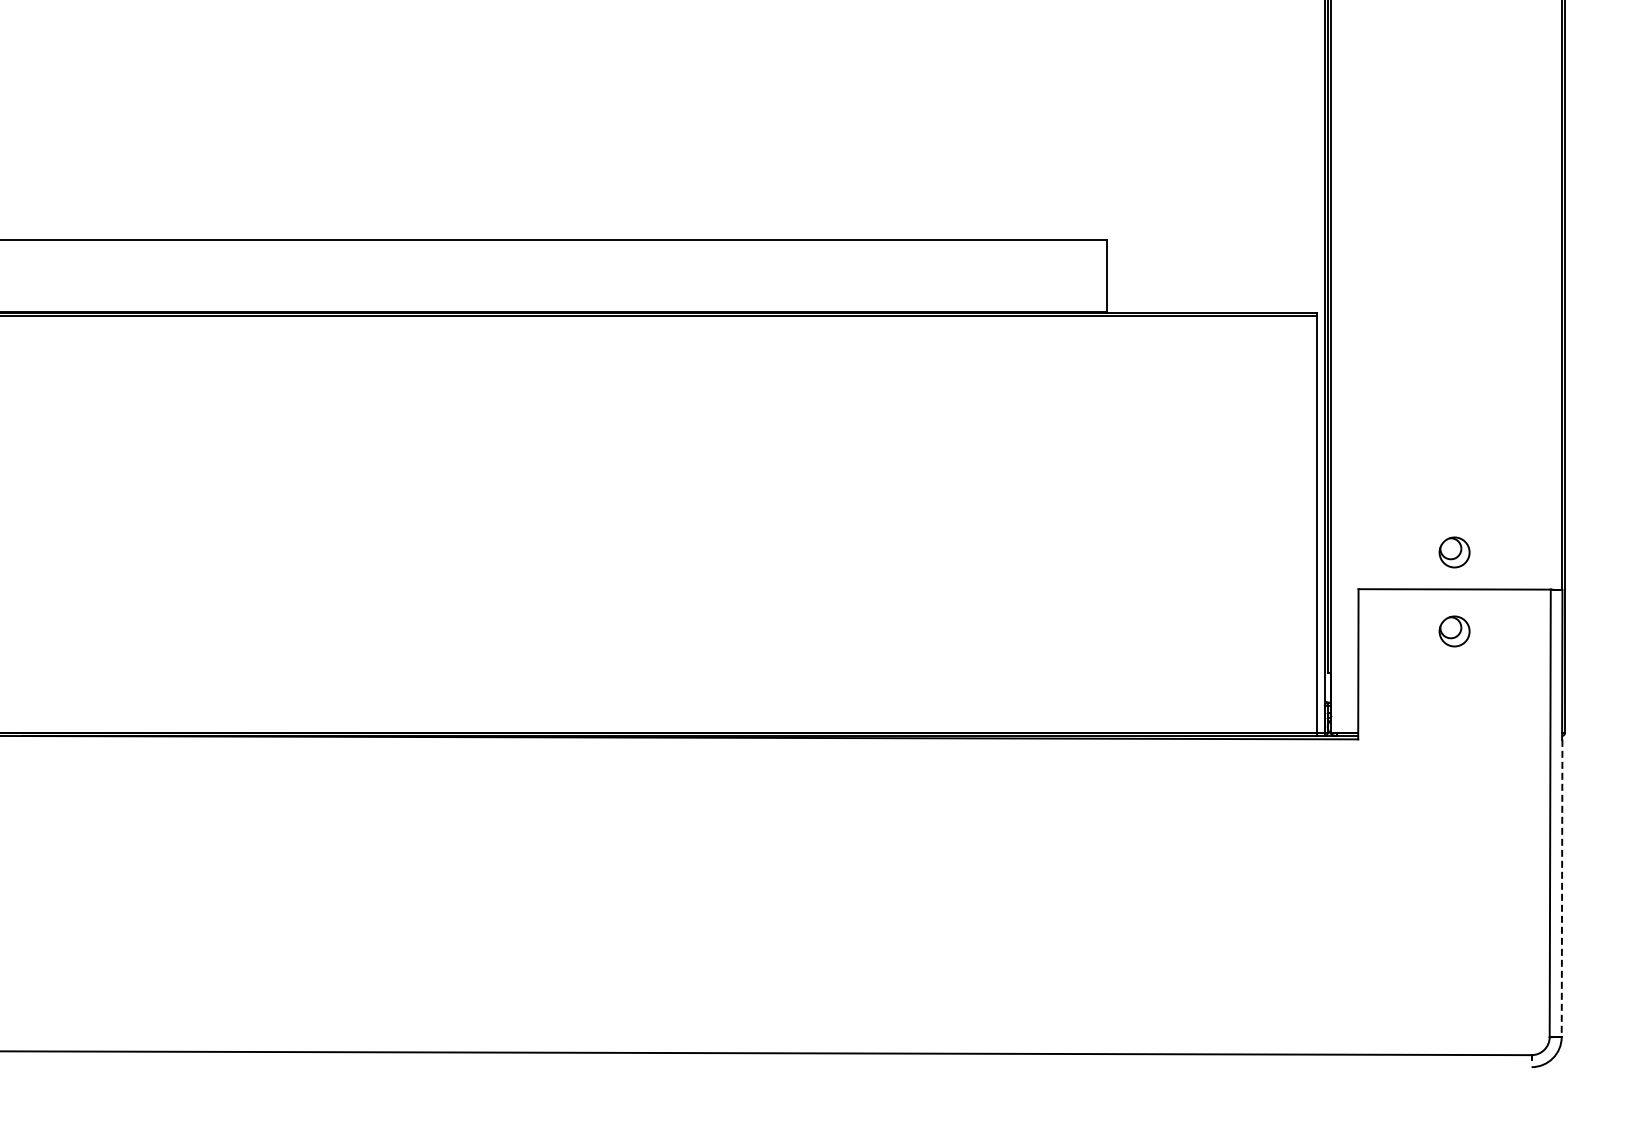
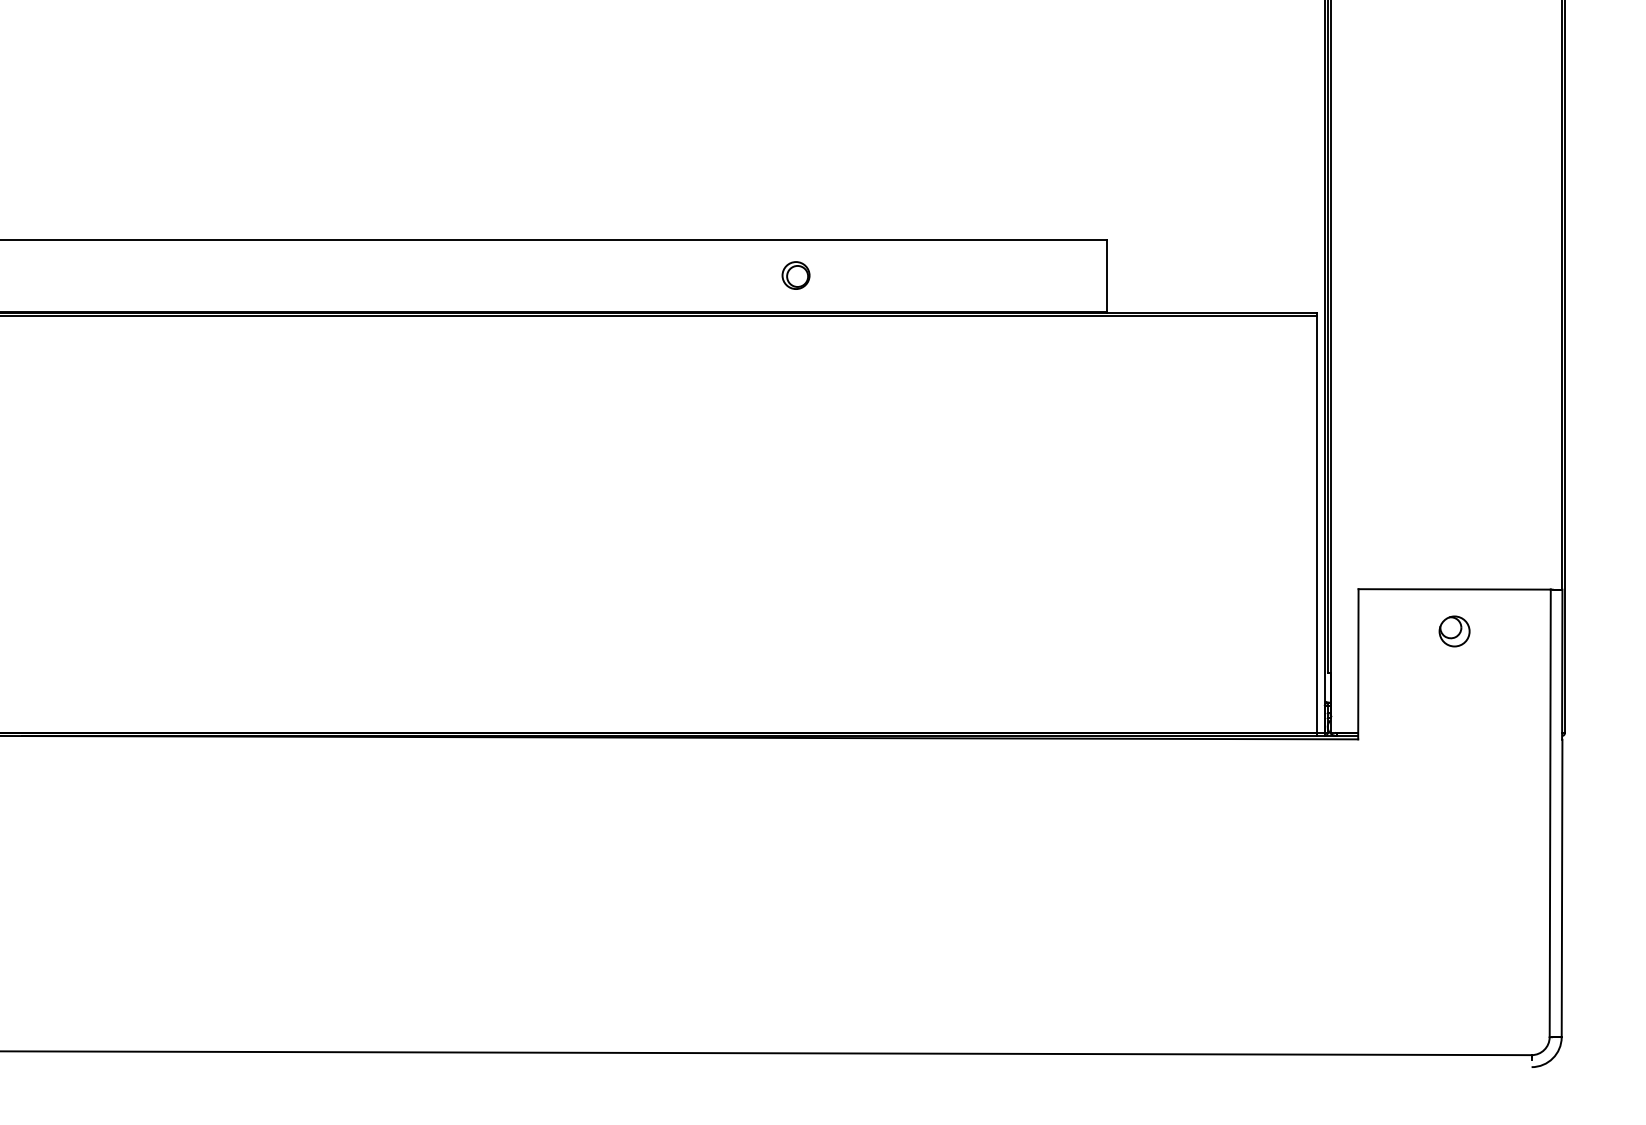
part: none -> present (795, 275)
part: present -> none (1454, 552)
line: dashed -> solid (1562, 888)
